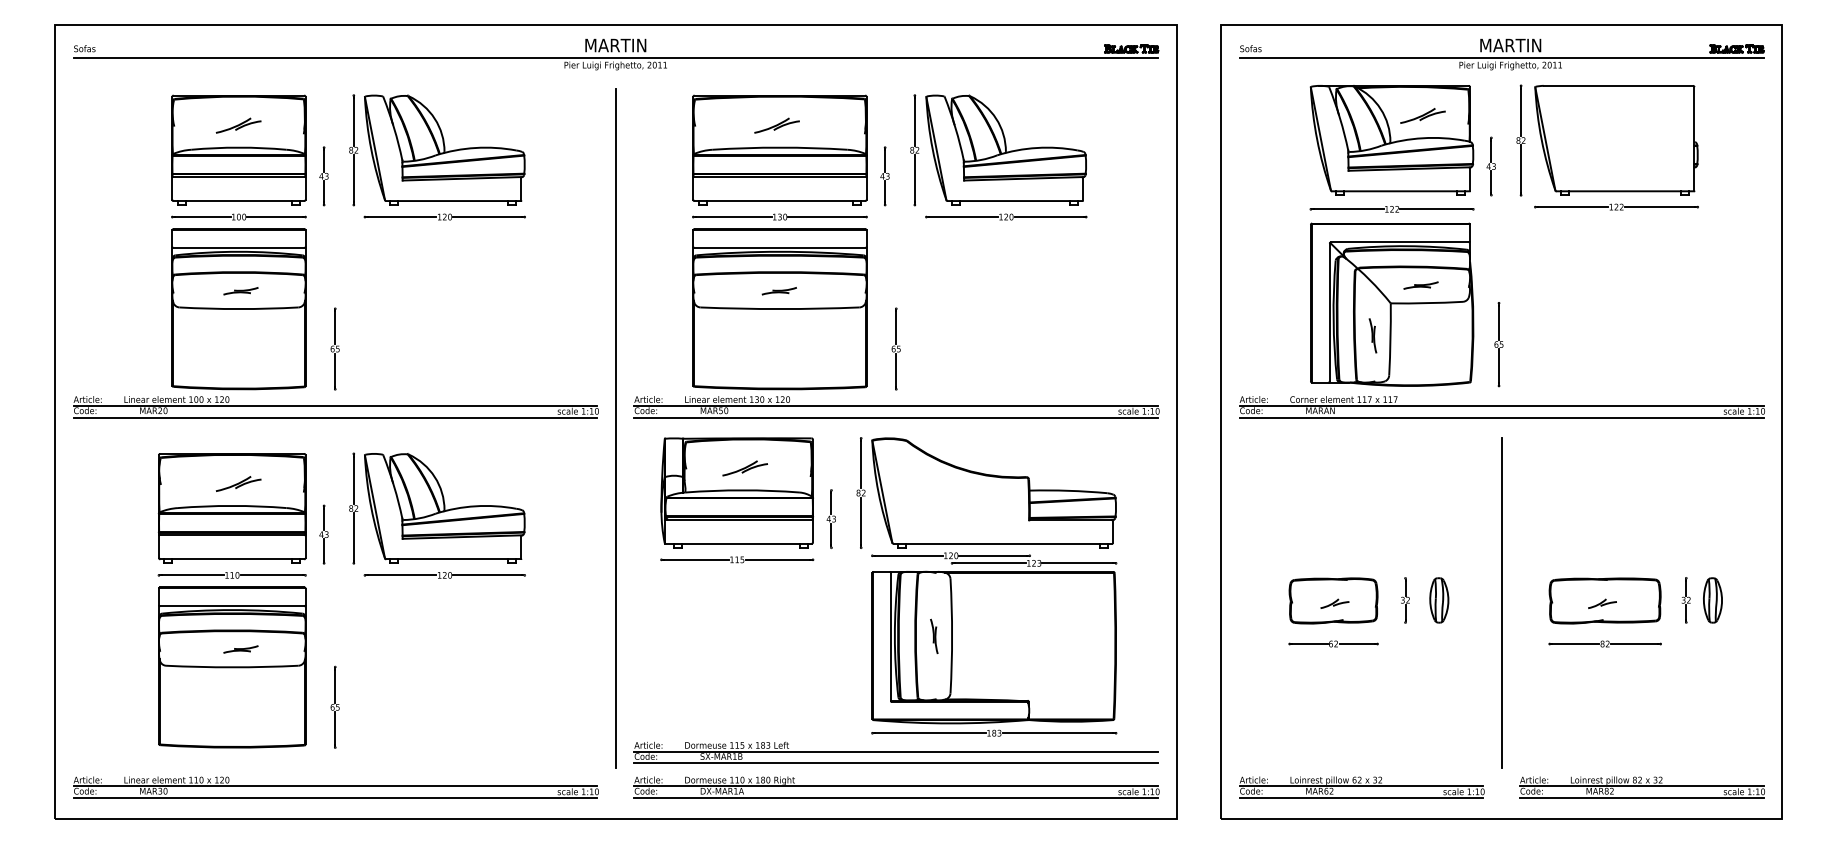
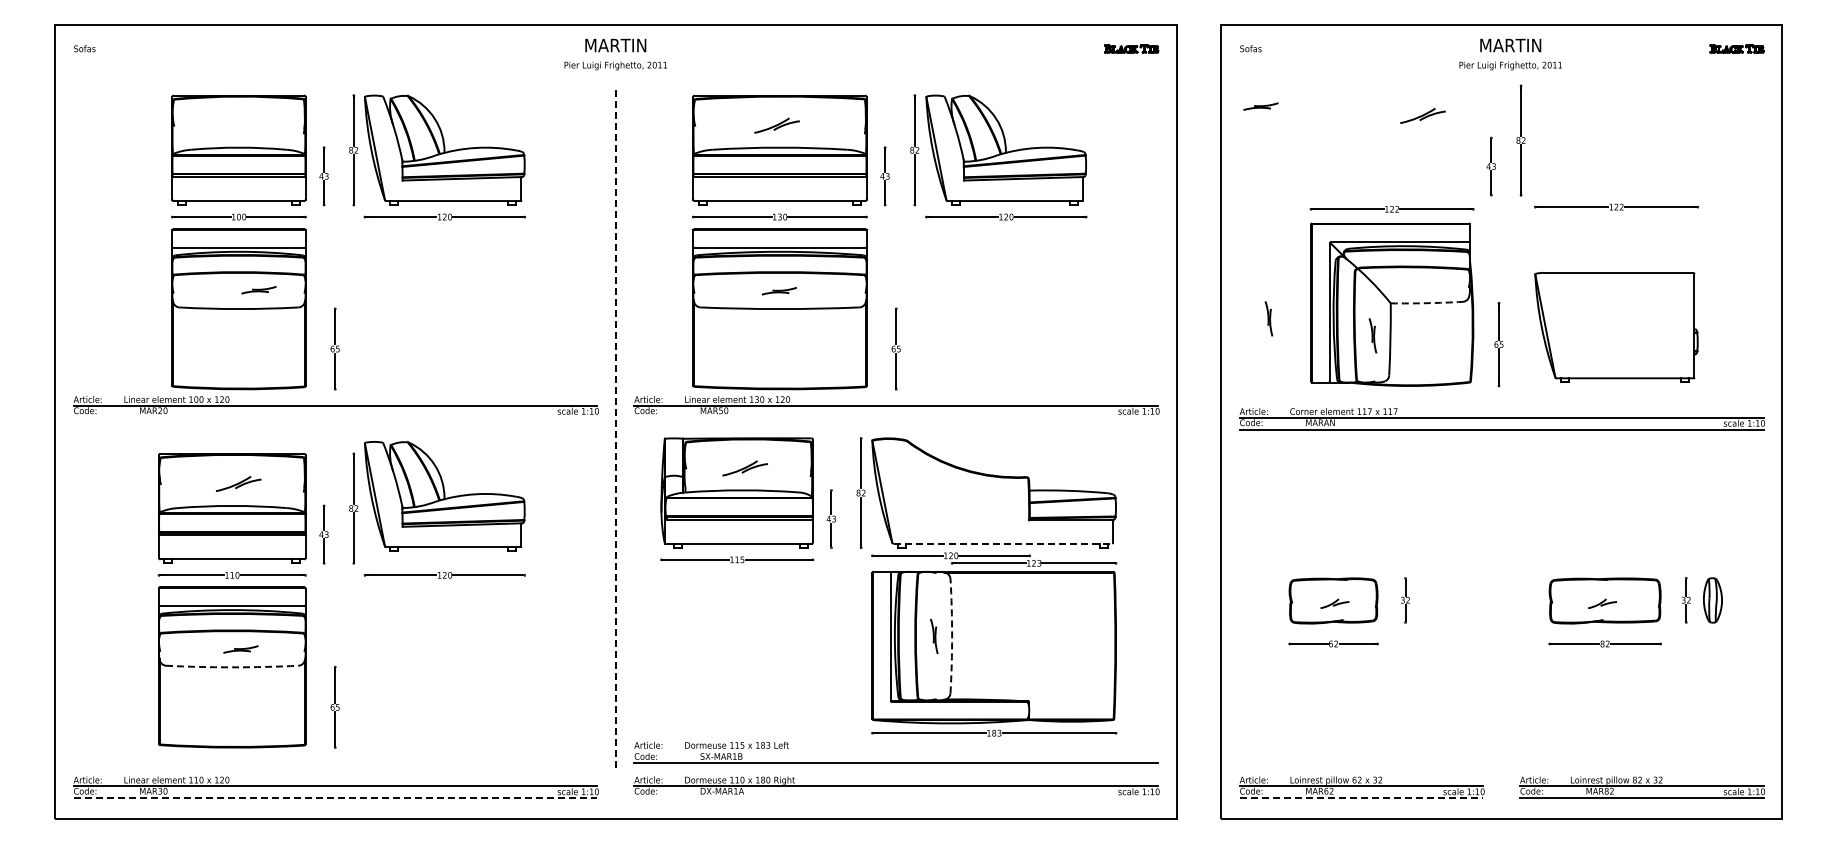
line: present -> none (615, 57)
line: present -> none (1501, 57)
part: present -> none (238, 125)
part: present -> none (1391, 140)
part position: (1616, 140) -> (1616, 327) (1616, 327)
part position: (1420, 285) -> (1260, 106) (1260, 106)
part position: (240, 291) -> (258, 290) (258, 290)
arc: solid -> dashed (1426, 303)
part: none -> present (1268, 318)
part position: (1501, 407) -> (1501, 419) (1501, 419)
line: present -> none (335, 417)
line: present -> none (896, 417)
line: solid -> dashed (615, 428)
part position: (444, 508) -> (444, 496) (444, 496)
line: solid -> dashed (1003, 543)
part: present -> none (1439, 600)
line: present -> none (1501, 603)
arc: solid -> dashed (952, 636)
arc: solid -> dashed (232, 667)
line: present -> none (896, 751)
line: solid -> dashed (335, 798)
line: present -> none (896, 798)
line: solid -> dashed (1361, 798)
